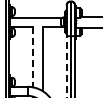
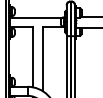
line: dashed -> solid (33, 57)
line: dashed -> solid (66, 67)
